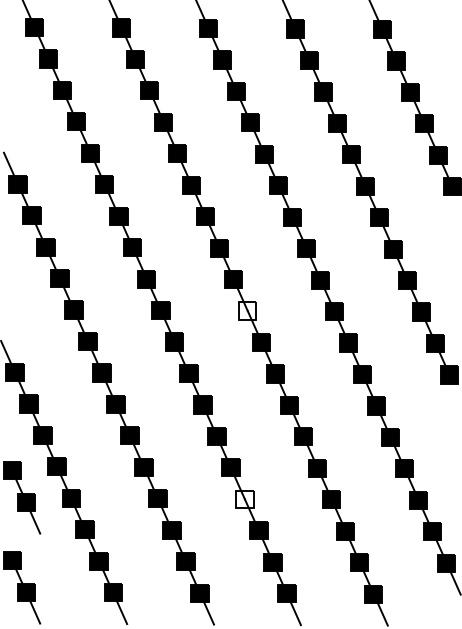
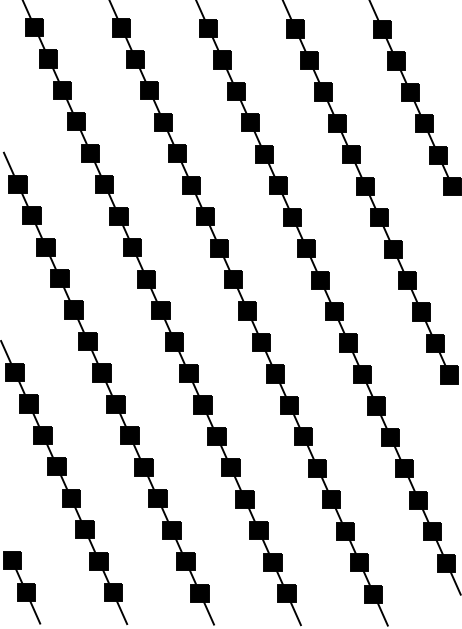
fill: none -> present (247, 310)
part: present -> none (22, 497)
fill: none -> present (244, 498)
